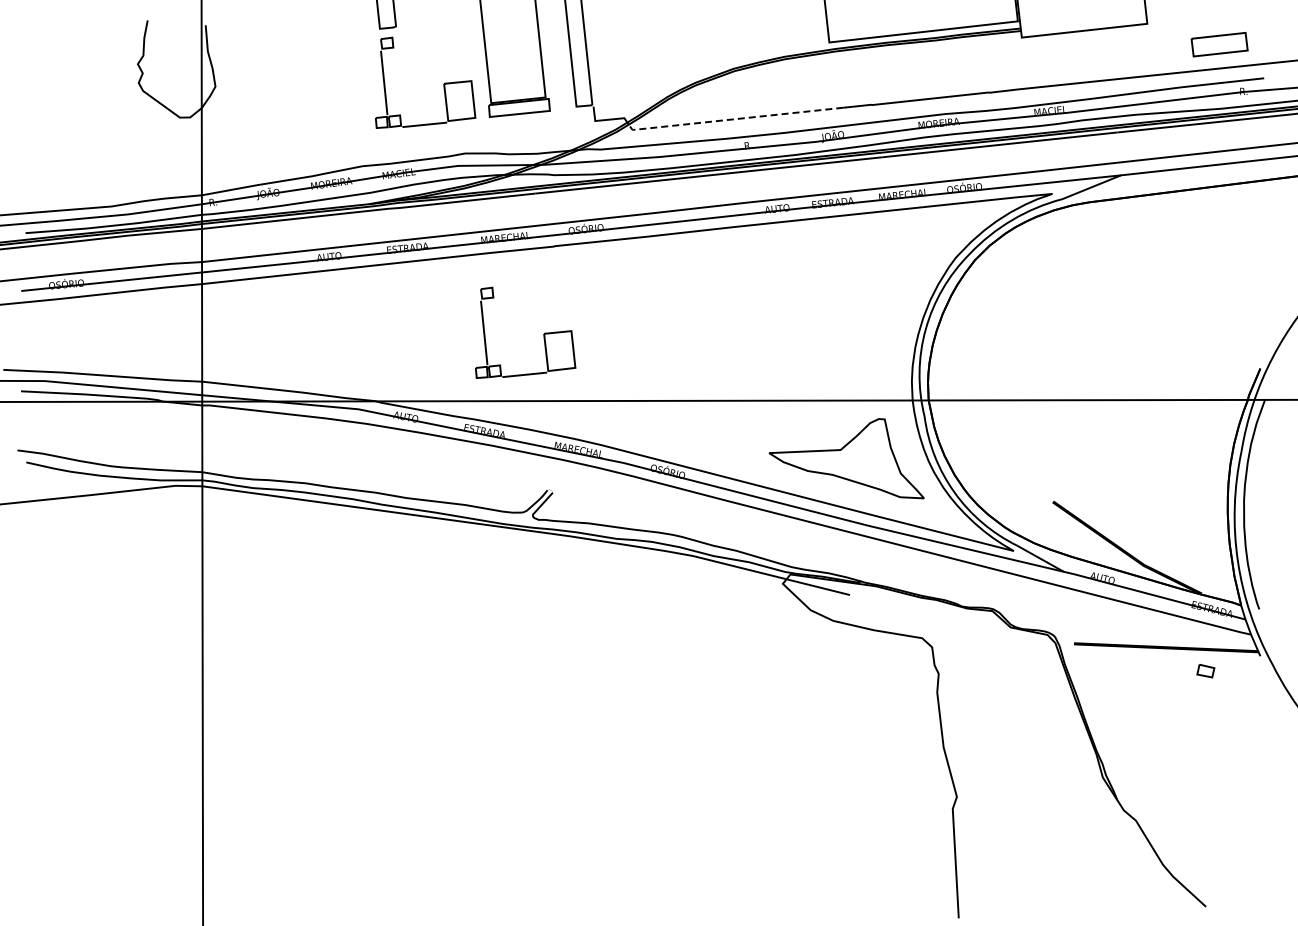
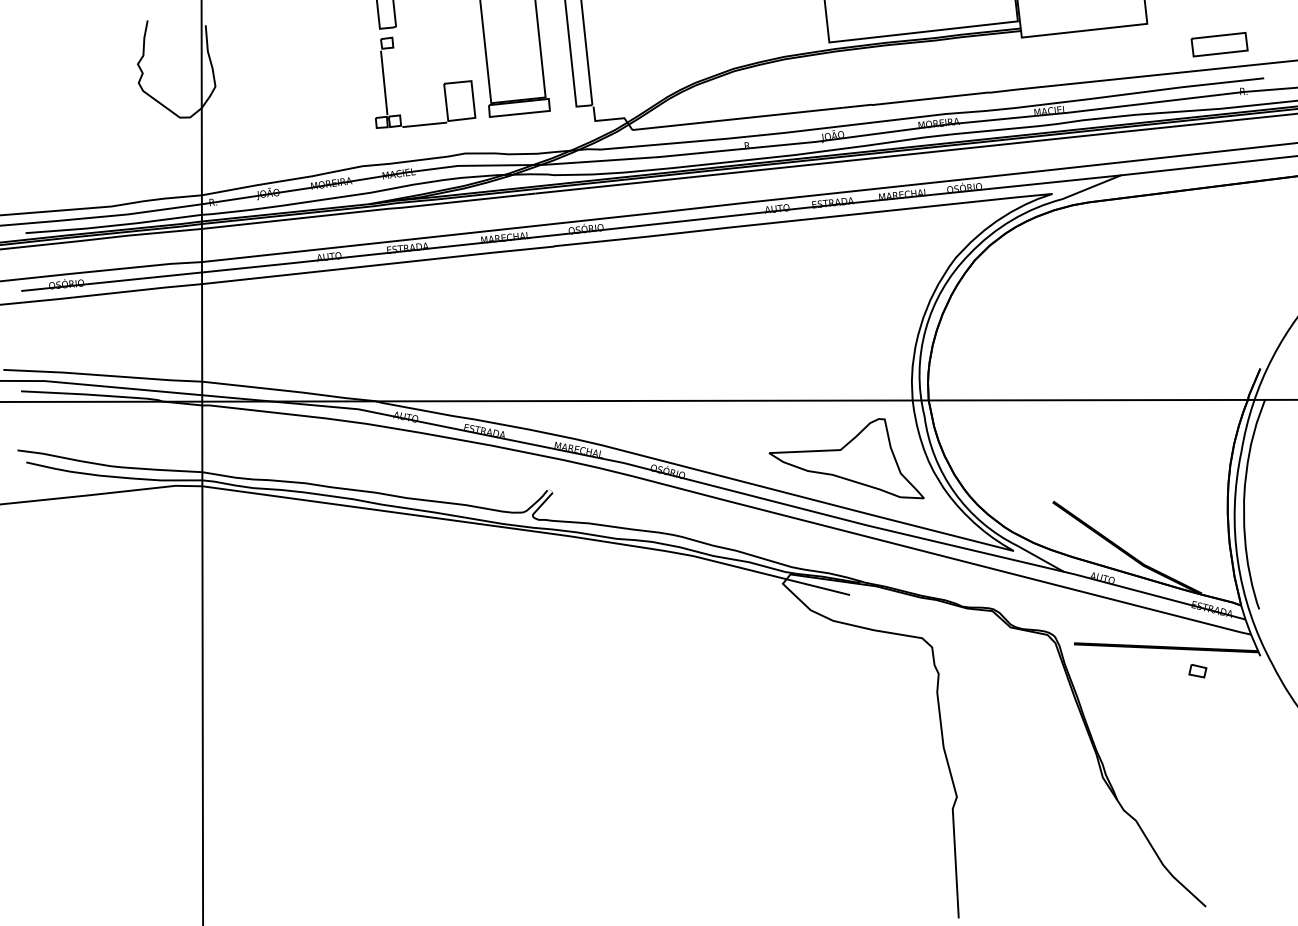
line: dashed -> solid (733, 119)
part: present -> none (543, 334)
part position: (1205, 671) -> (1197, 671) (1197, 671)
